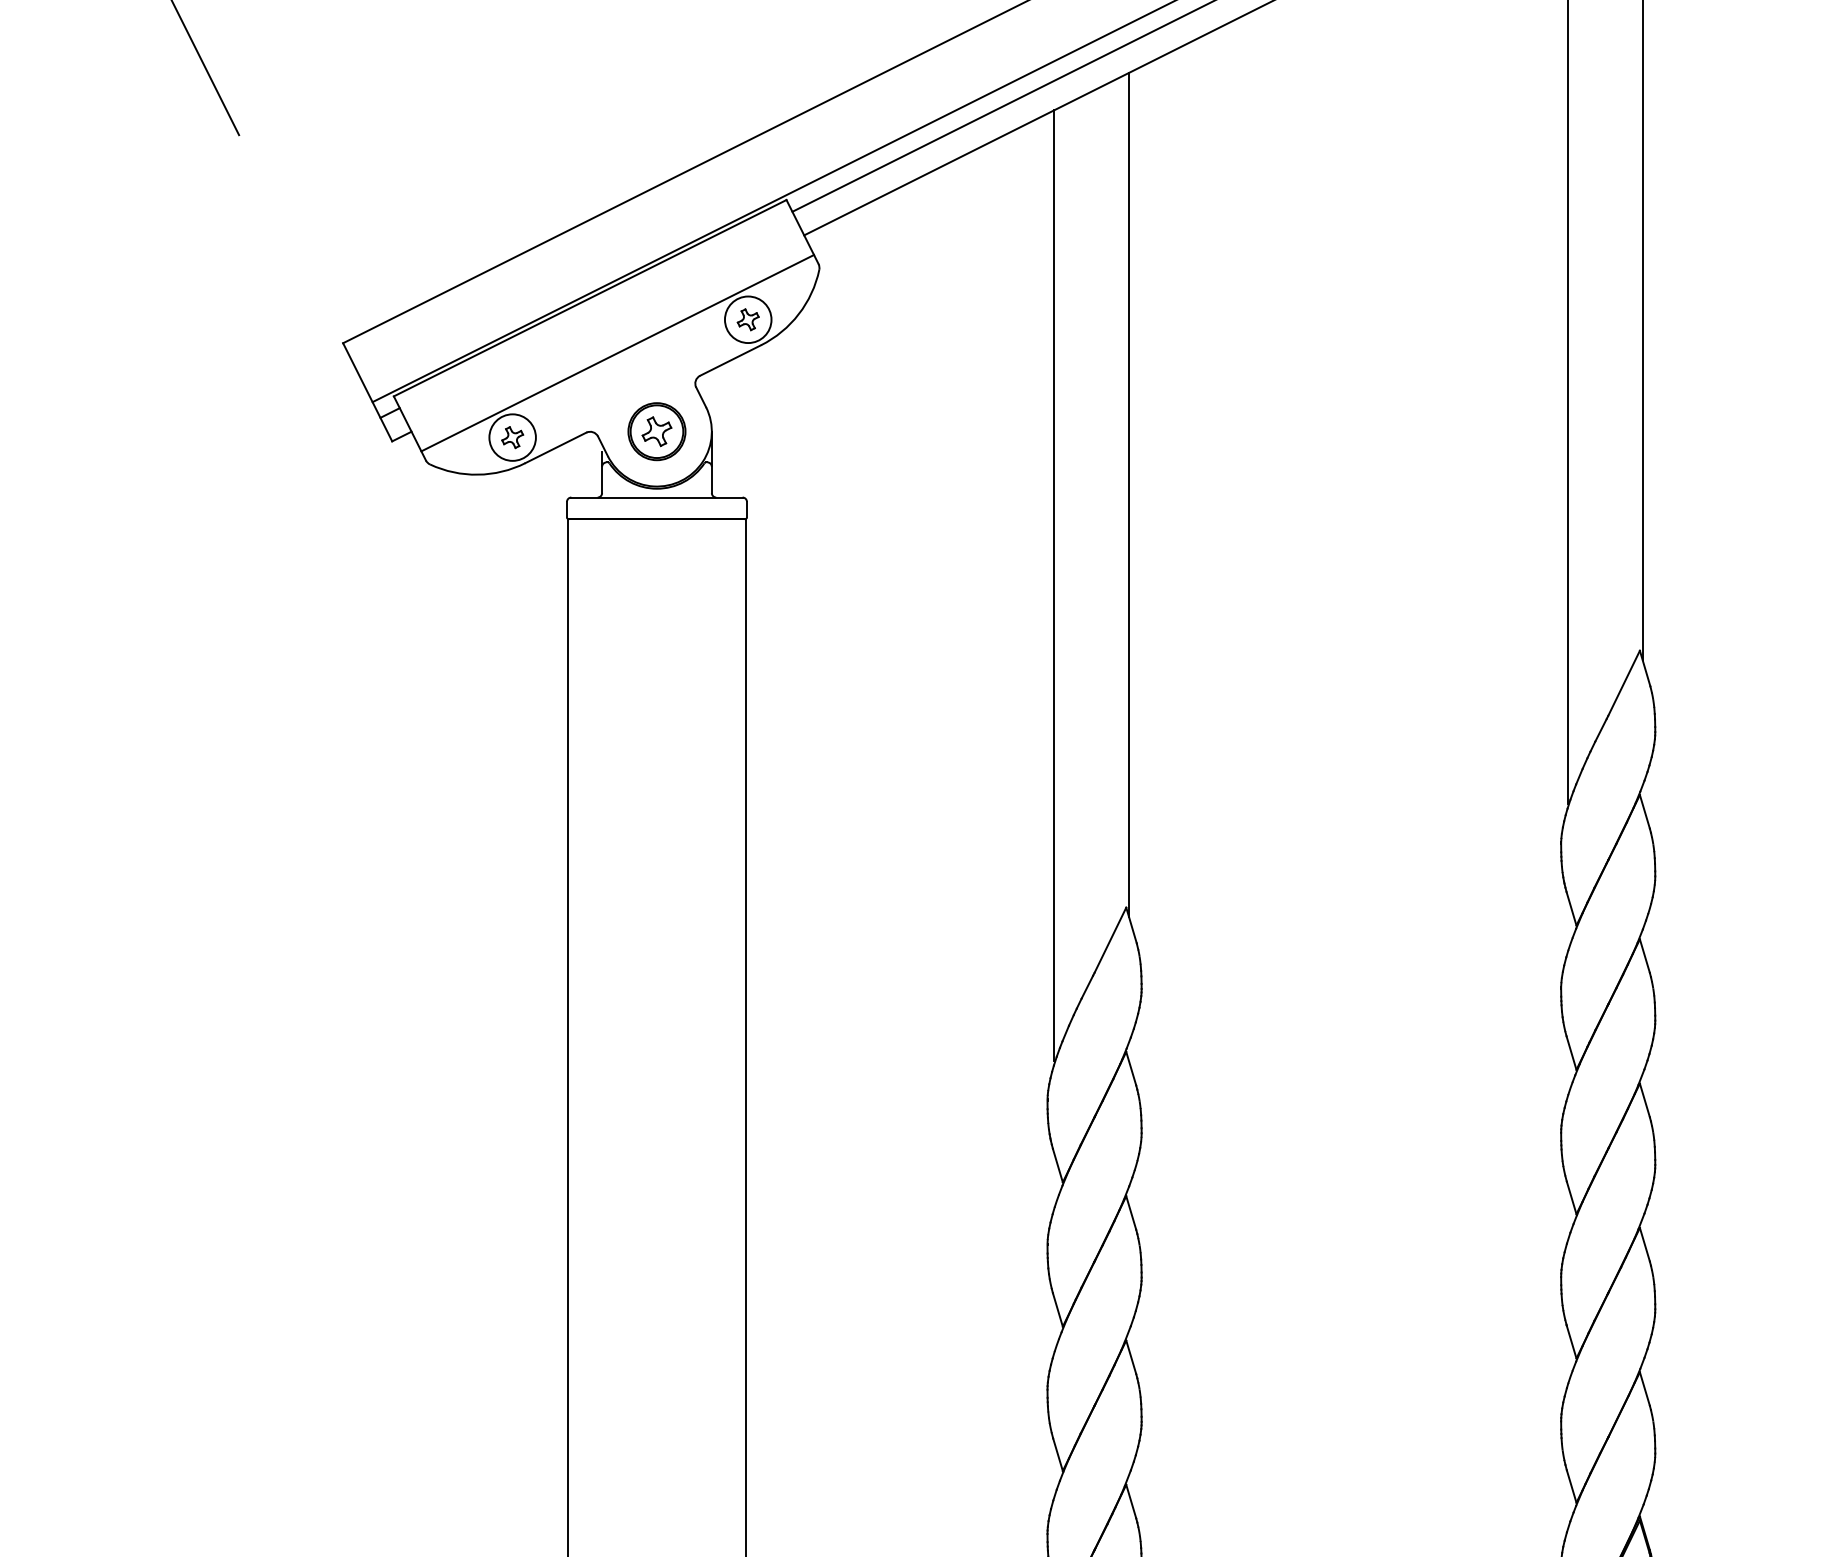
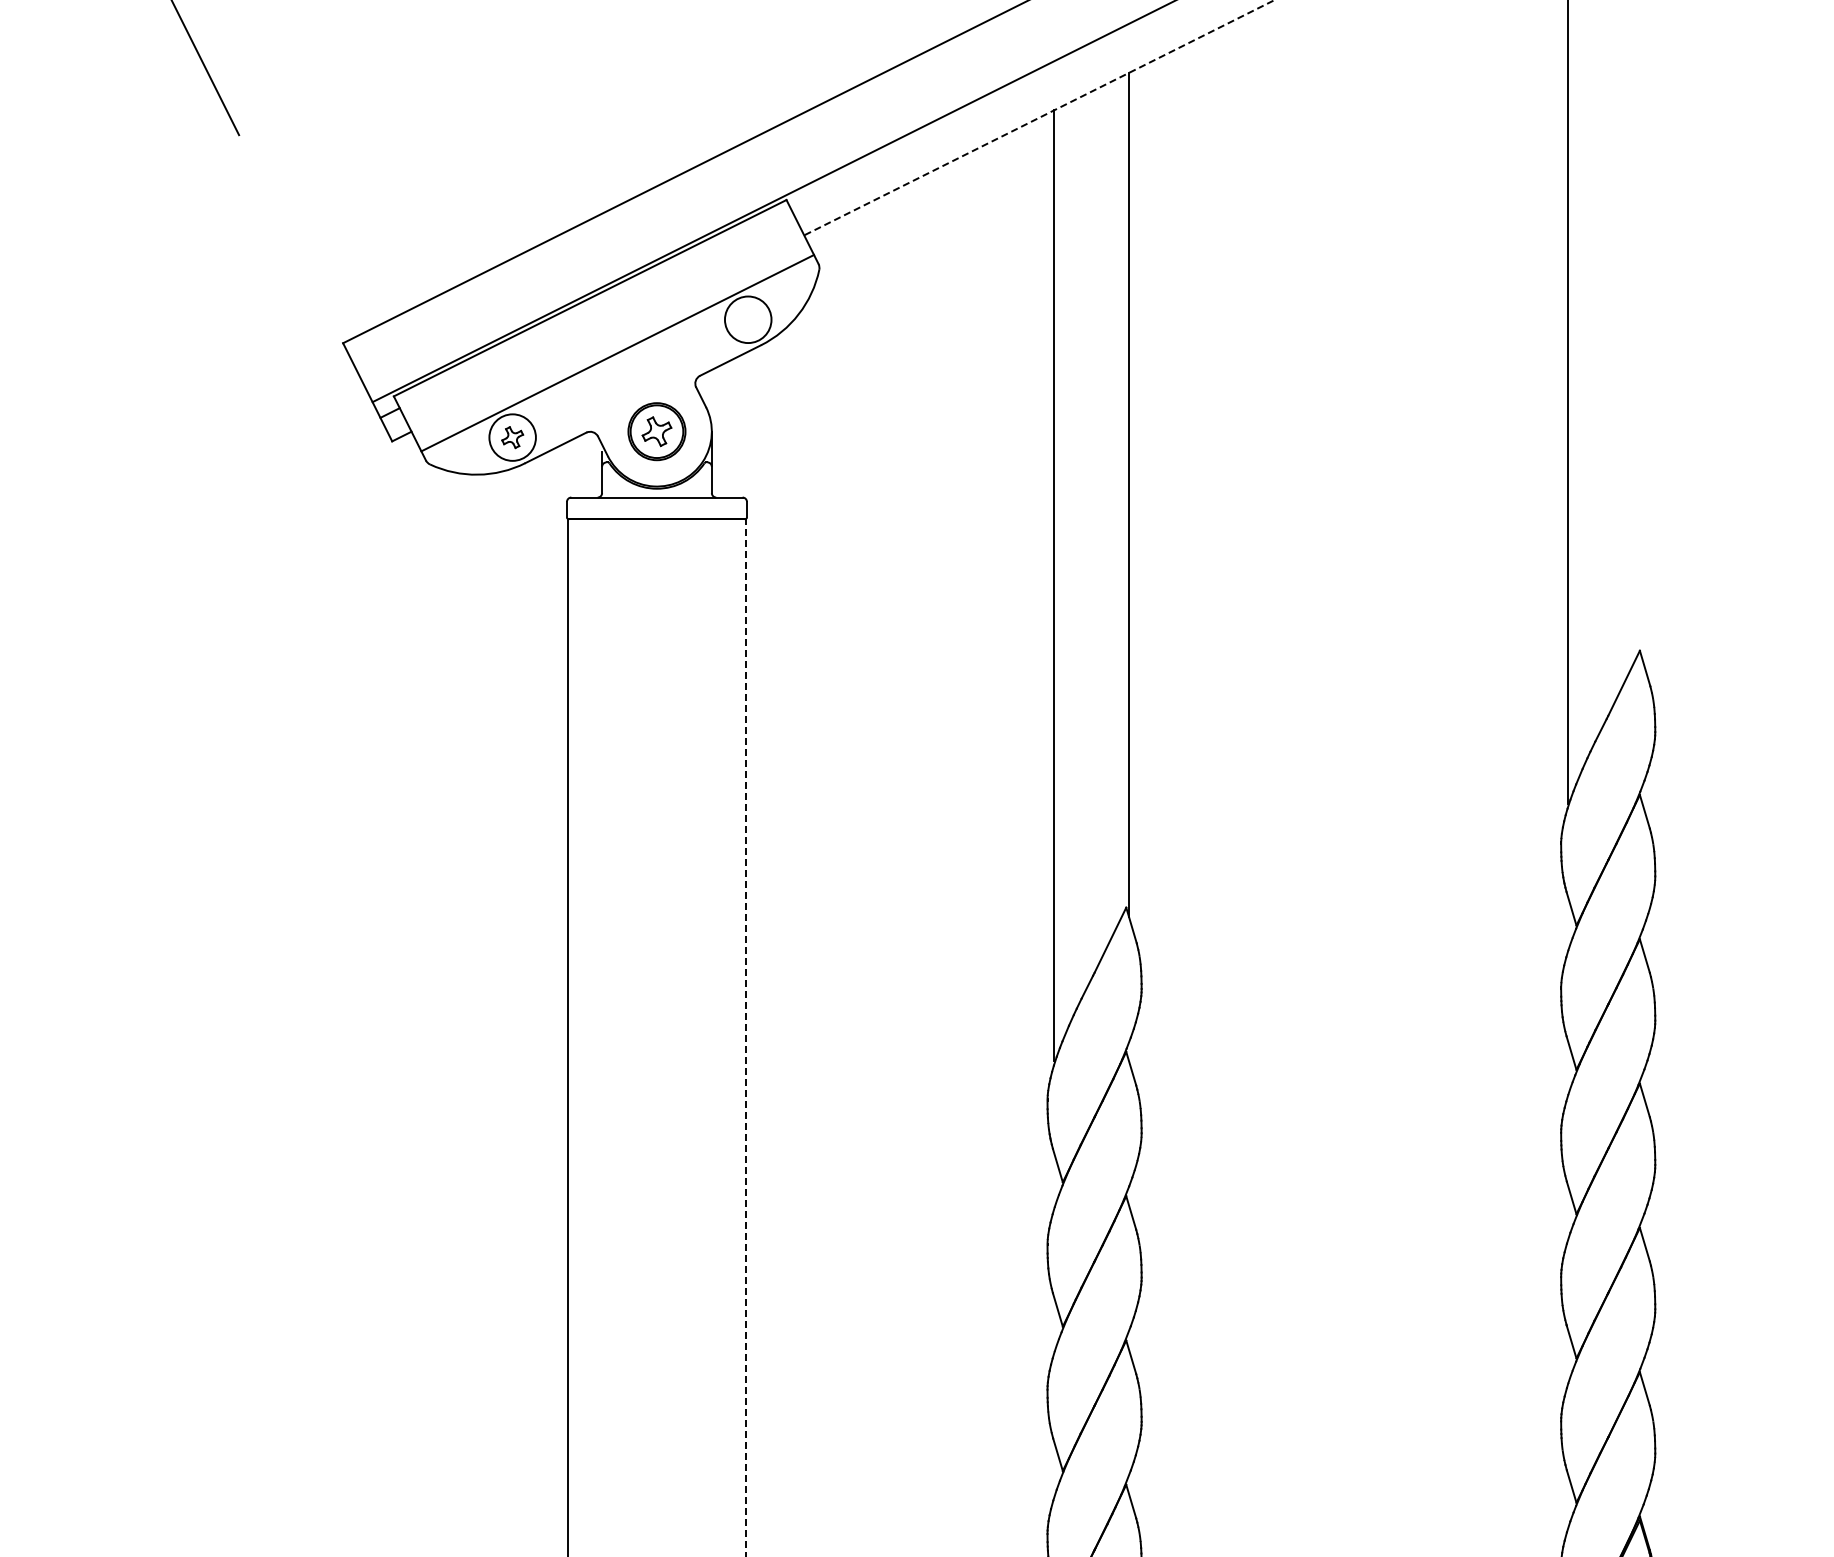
line: present -> none (1001, 106)
line: solid -> dashed (1039, 117)
part: present -> none (747, 319)
line: present -> none (1642, 330)
line: solid -> dashed (745, 1037)
